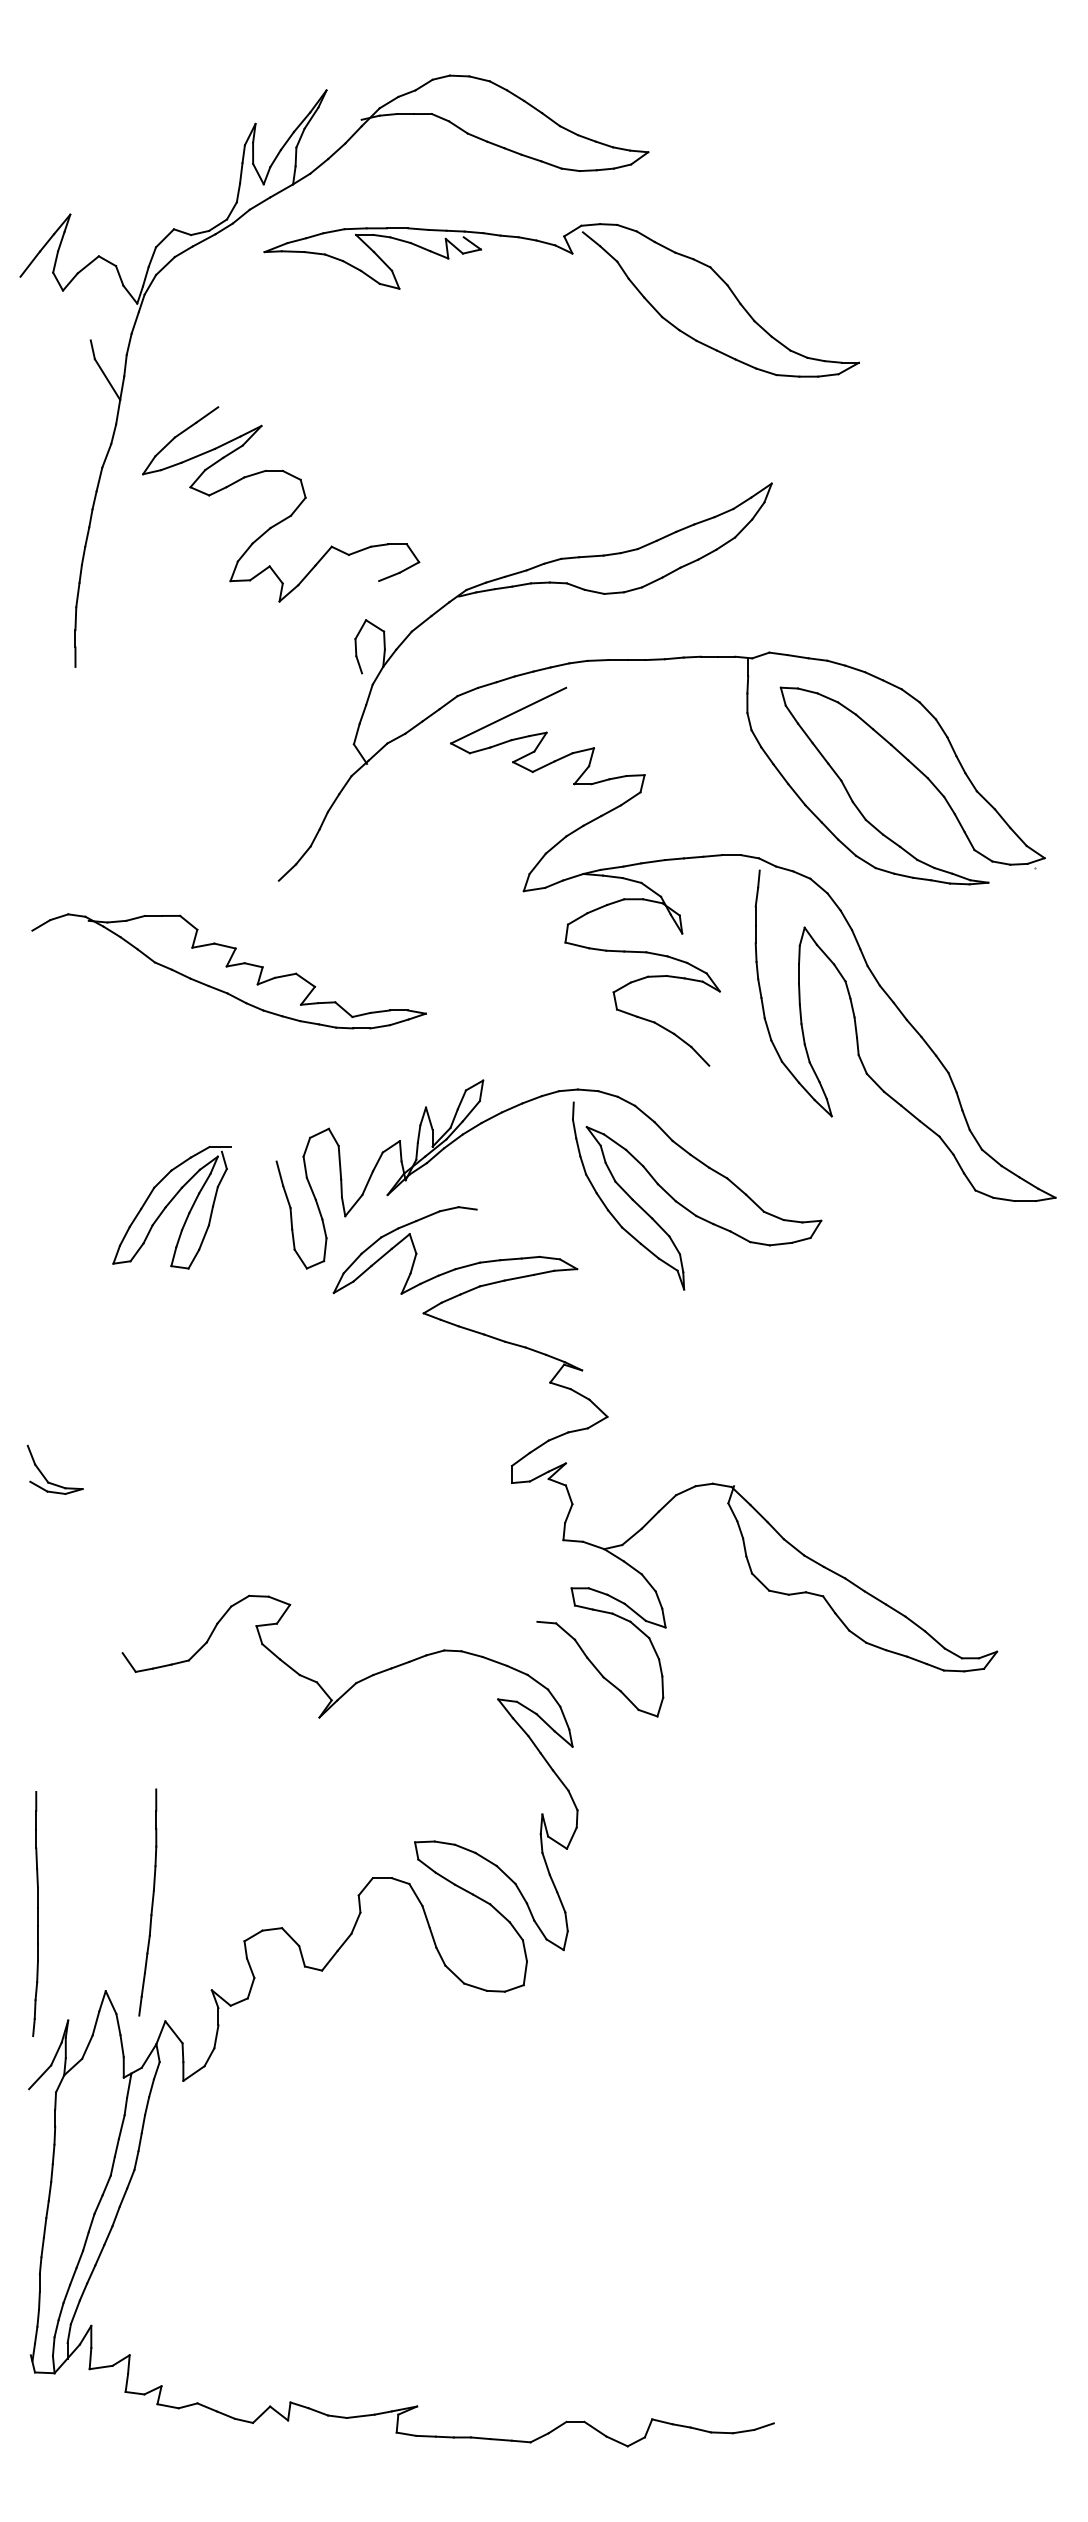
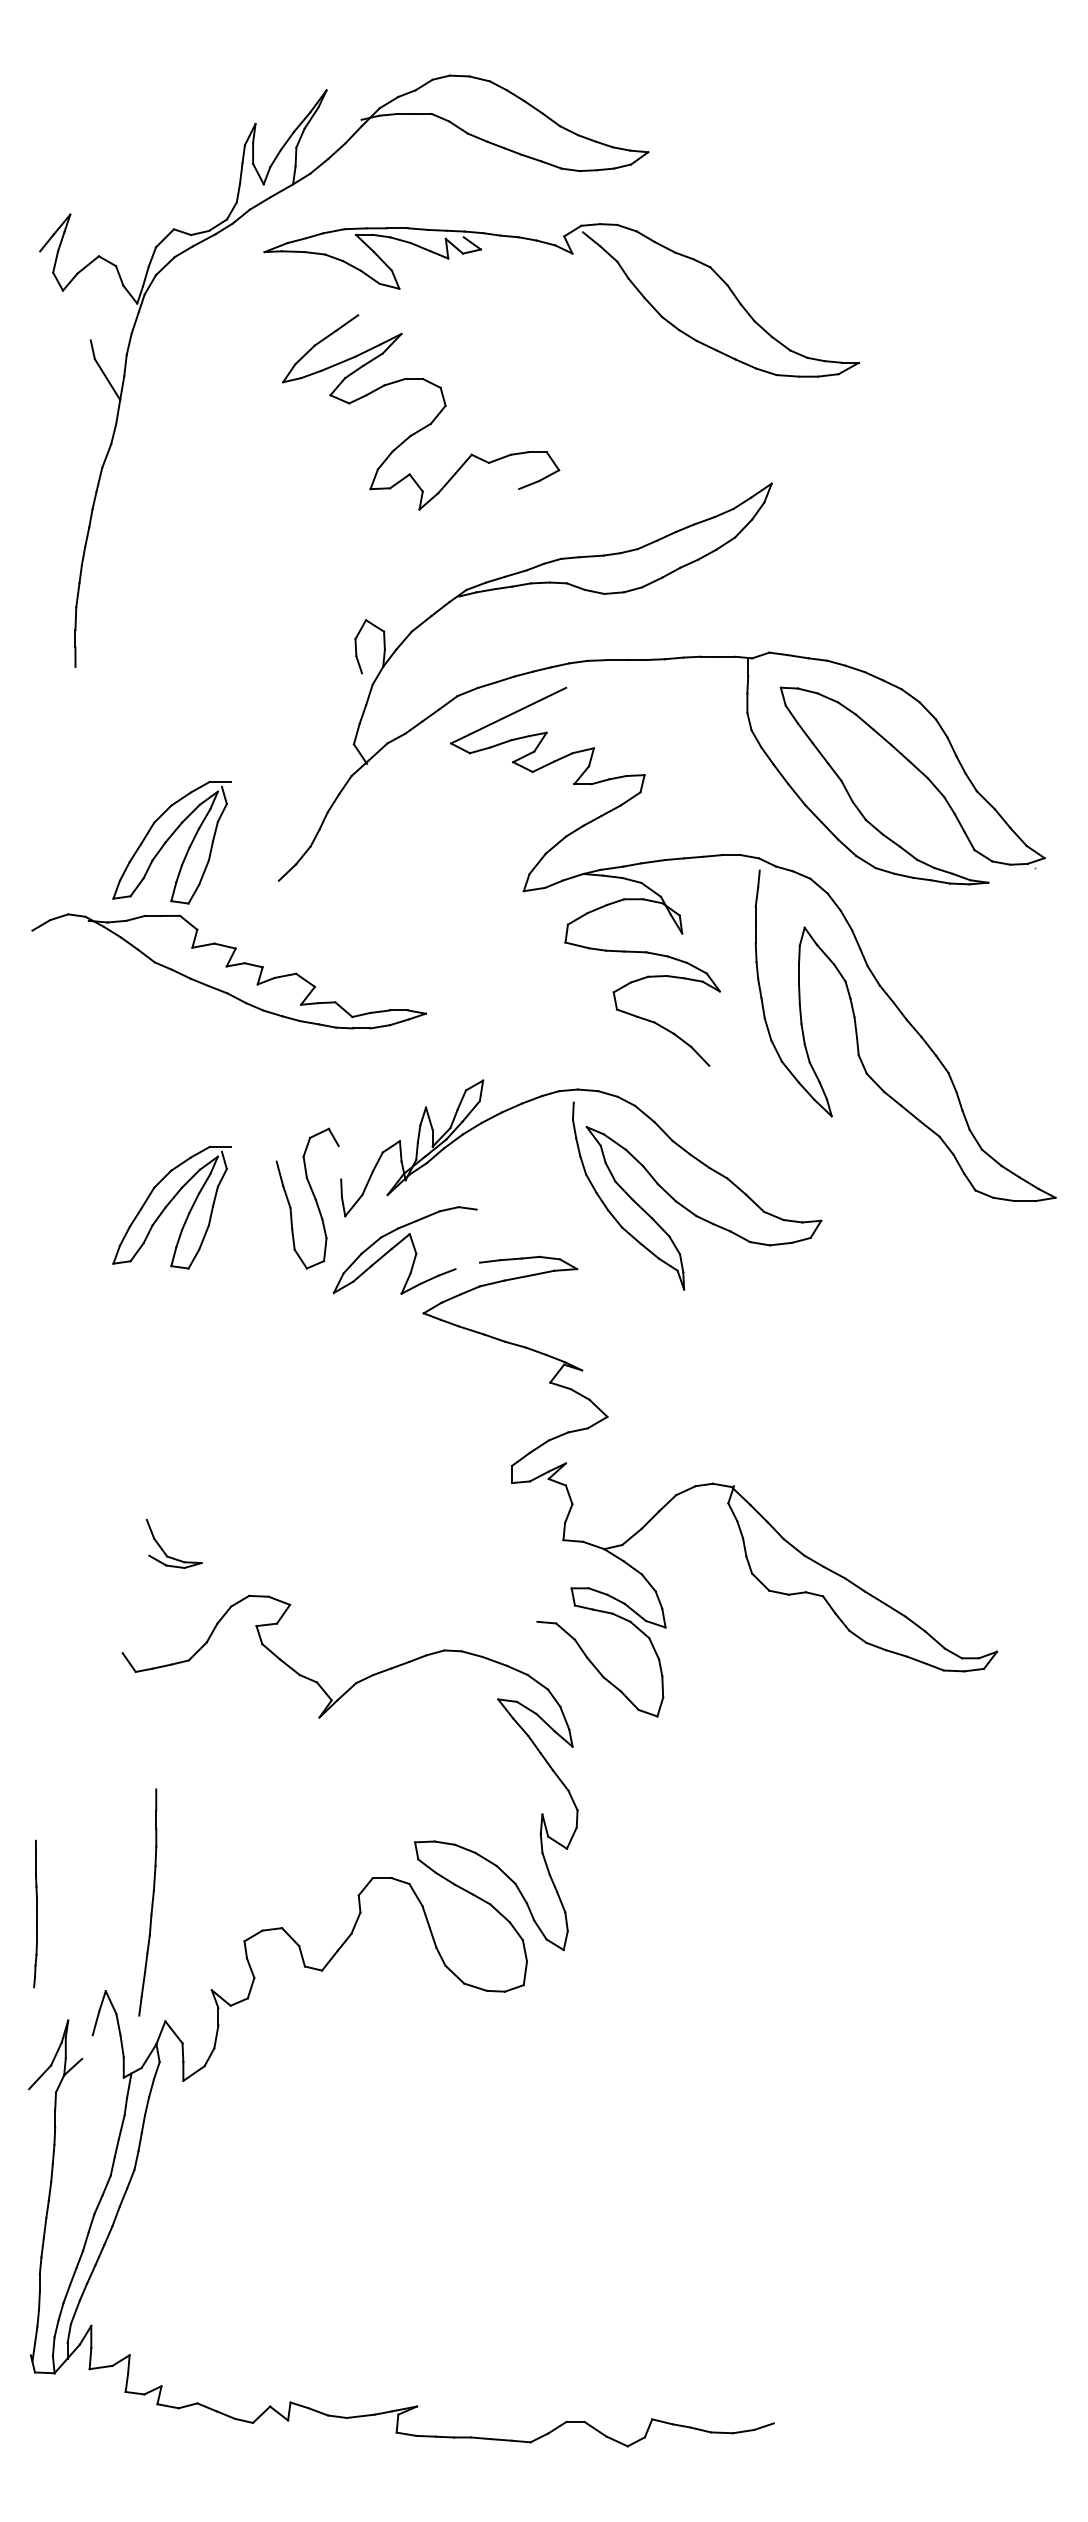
line: present -> none (30, 263)
part position: (287, 516) -> (427, 424) (427, 424)
part: none -> present (171, 842)
line: present -> none (339, 1162)
line: present -> none (467, 1265)
part position: (44, 1475) -> (163, 1549) (163, 1549)
part size: 7x246 px -> 5x150 px (35, 1913)
line: present -> none (87, 2046)
